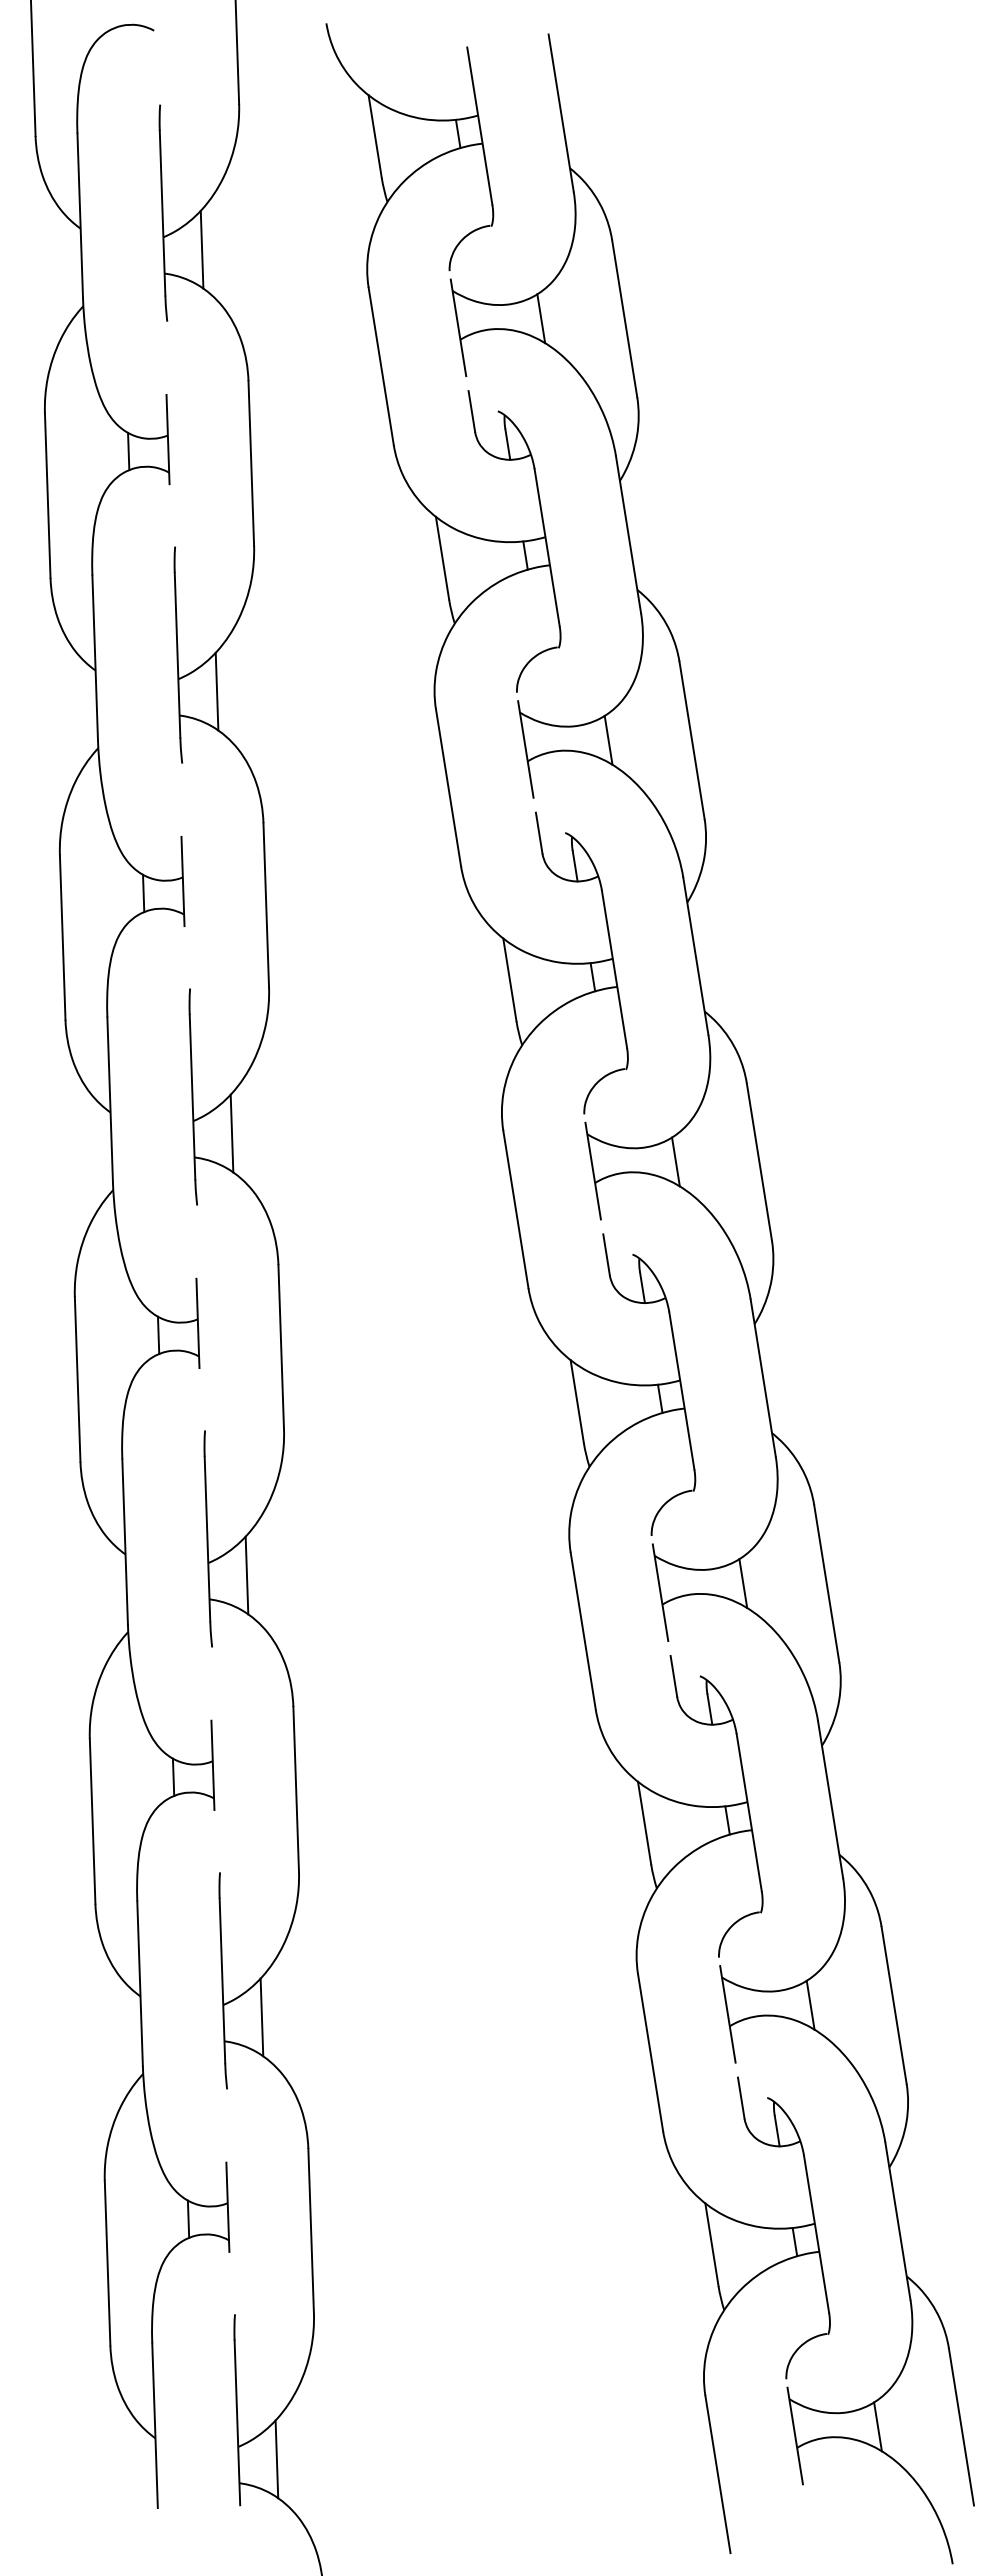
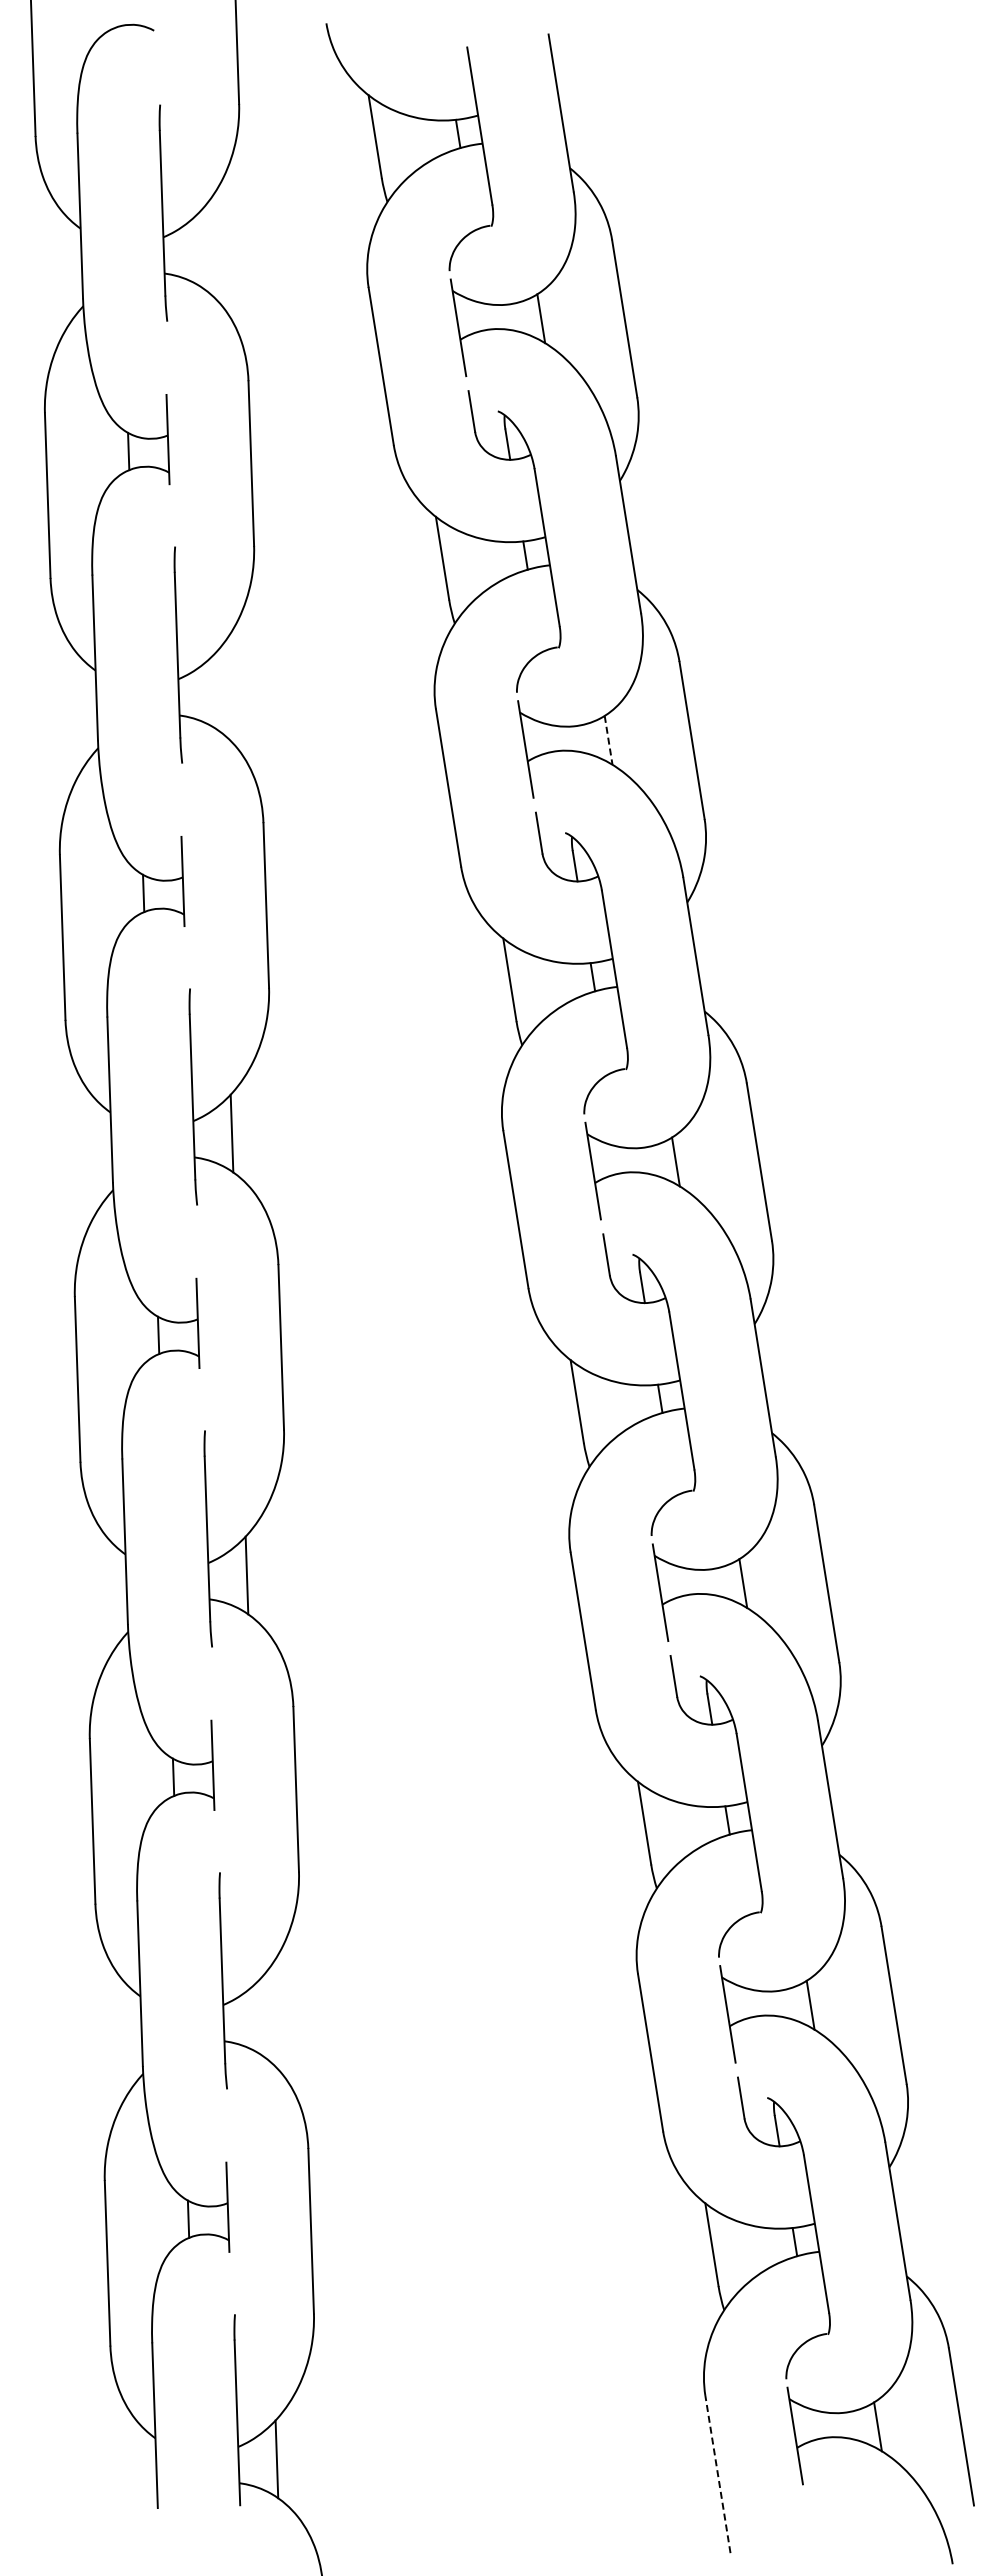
line: present -> none (201, 249)
line: present -> none (216, 691)
line: solid -> dashed (608, 740)
line: present -> none (261, 2017)
line: solid -> dashed (717, 2474)
